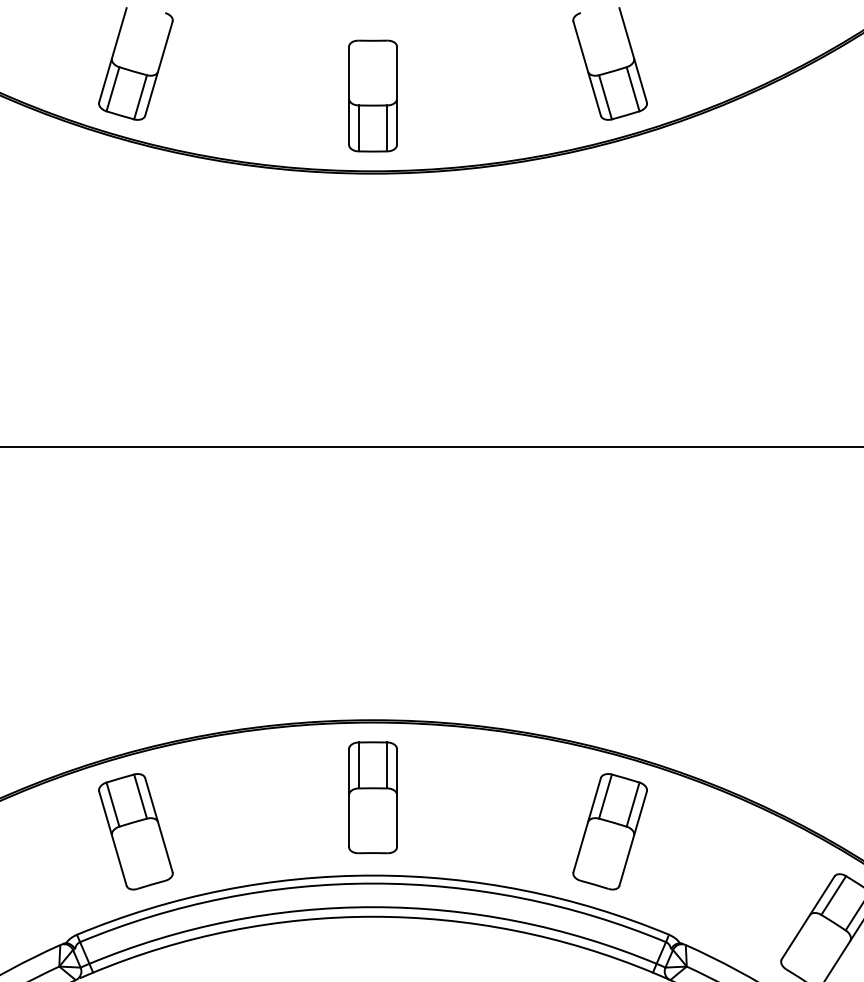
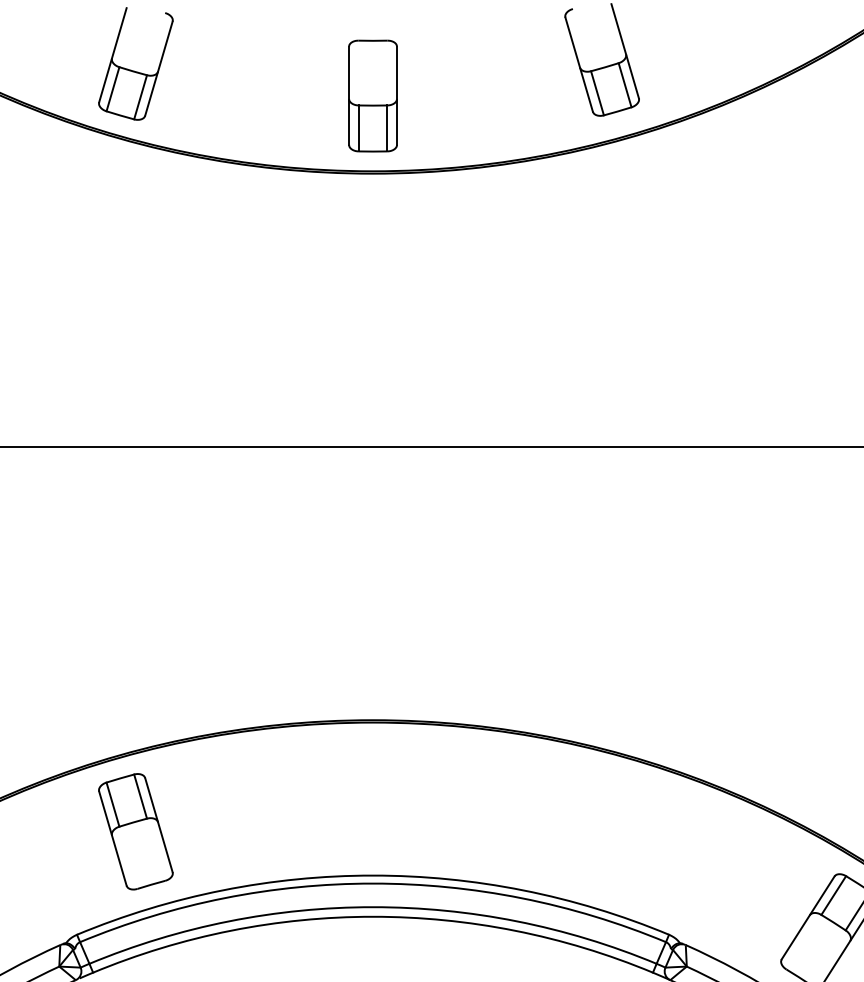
part position: (611, 70) -> (603, 66) (603, 66)
part: present -> none (372, 797)
part: present -> none (609, 831)
